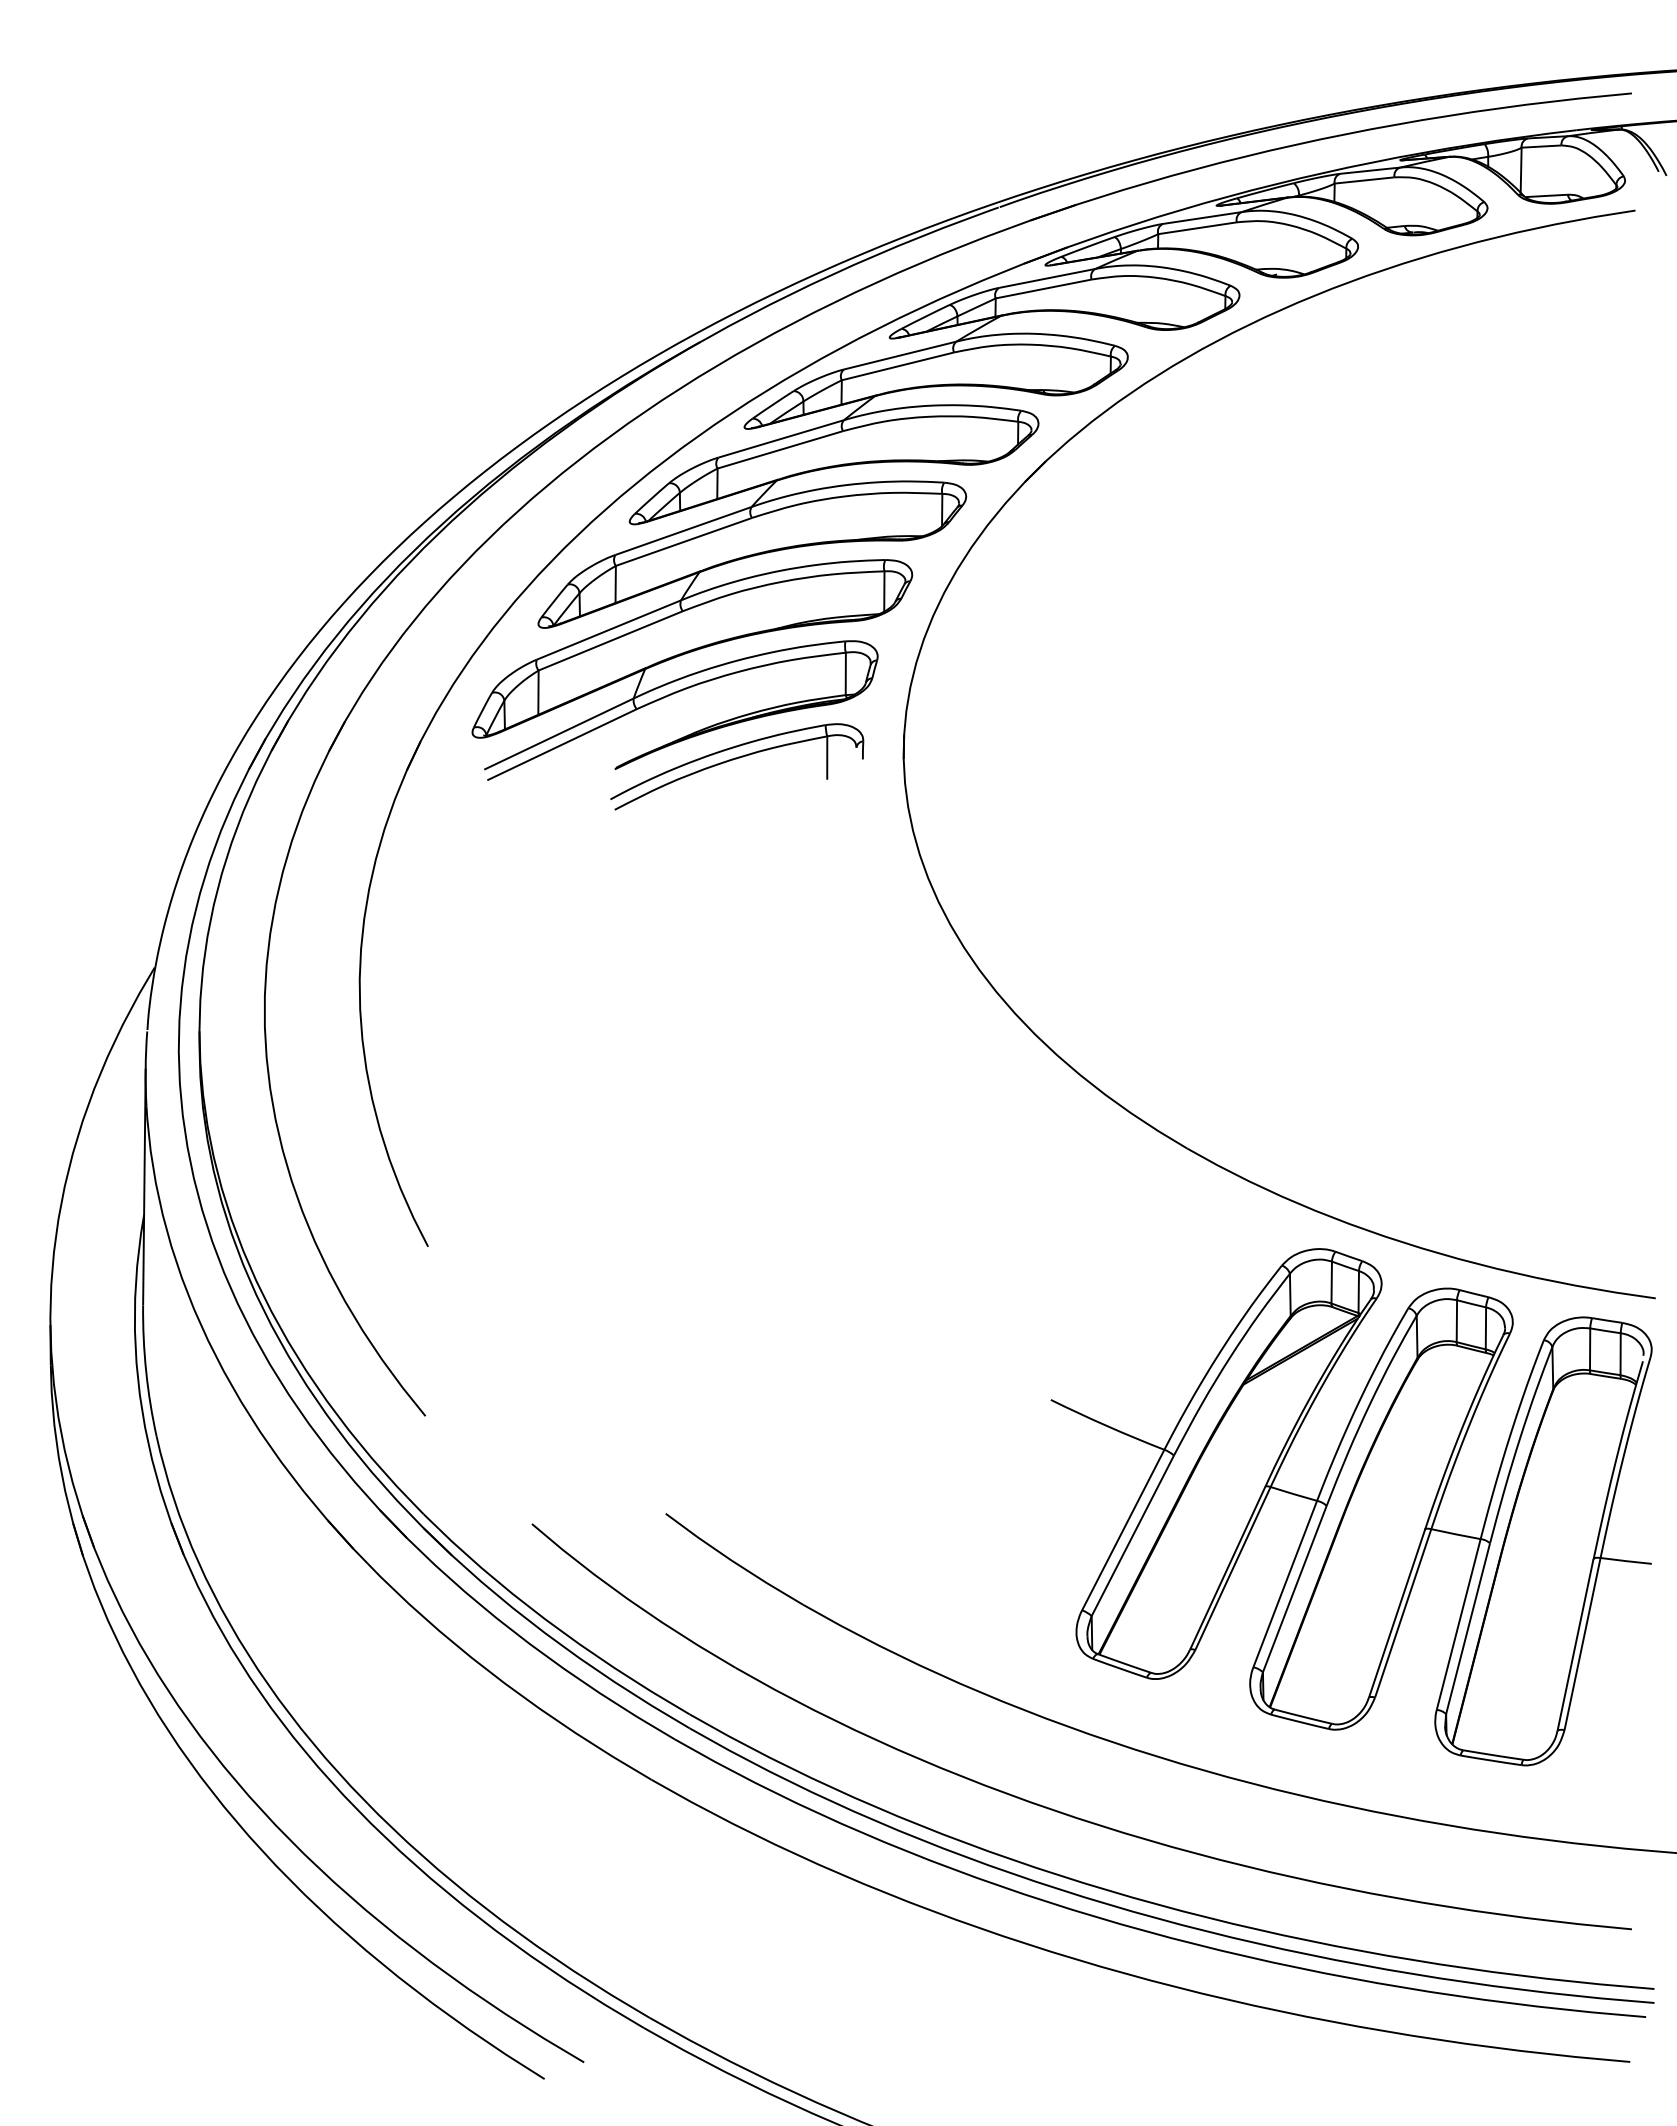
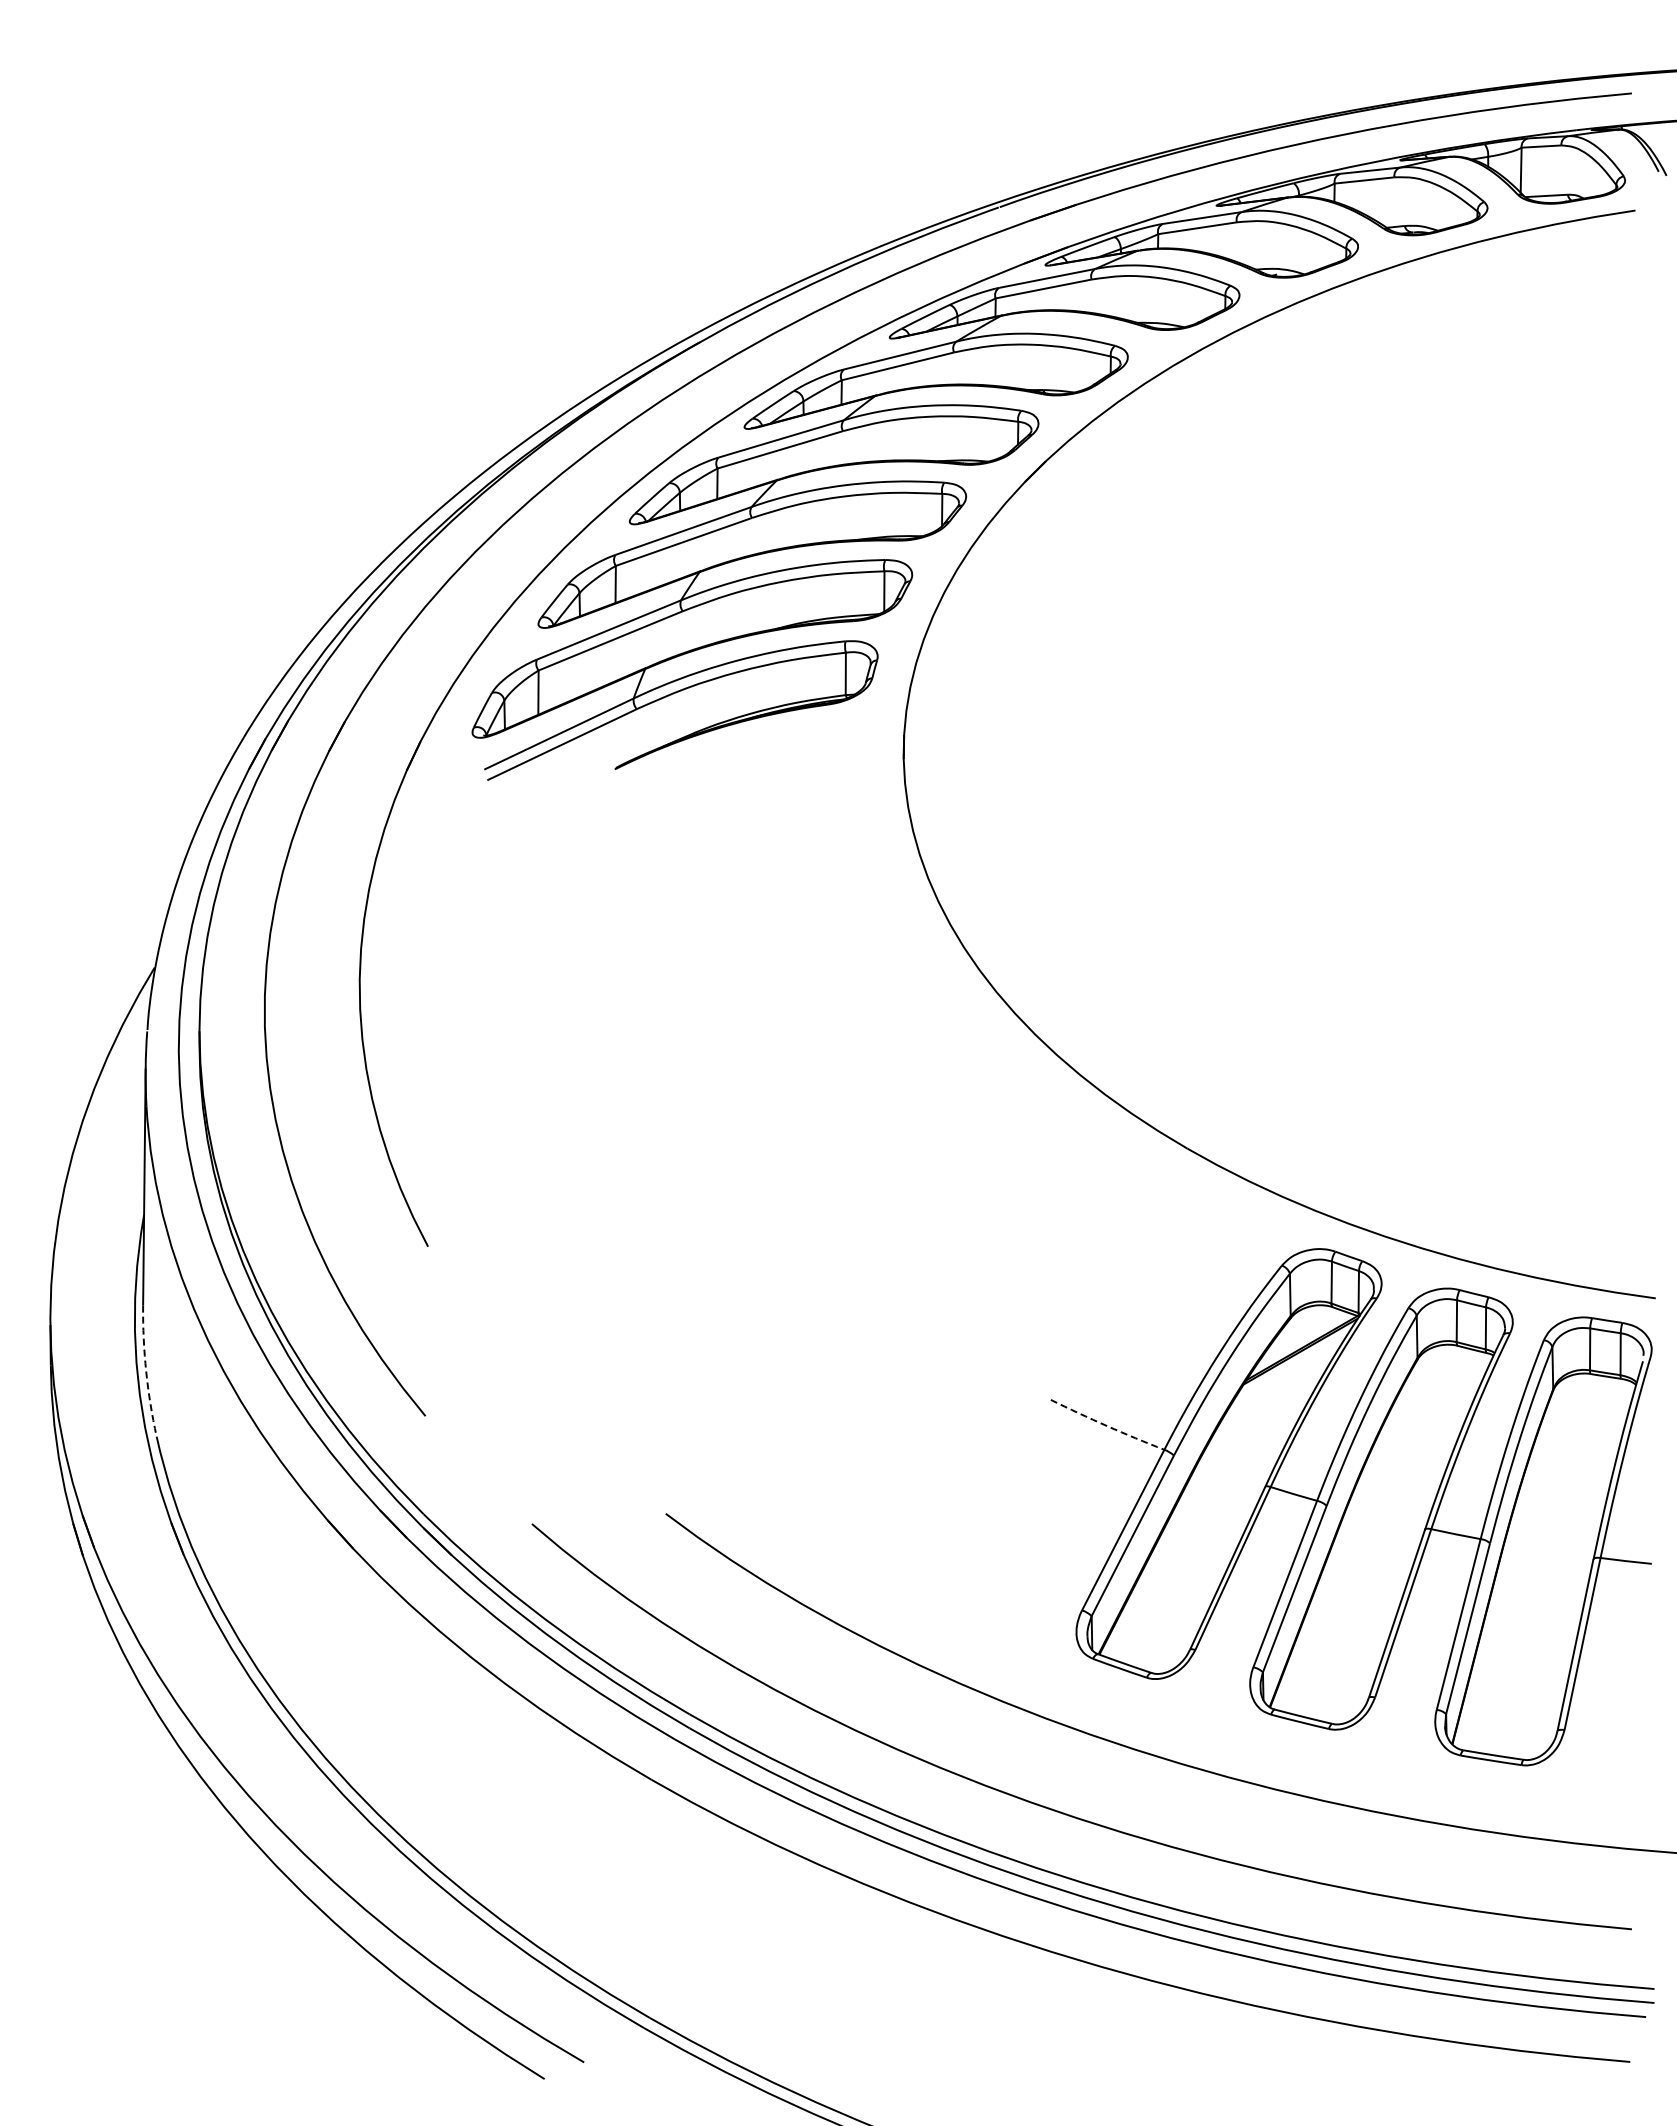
part: present -> none (736, 759)
arc: solid -> dashed (146, 1371)
arc: solid -> dashed (1107, 1426)
